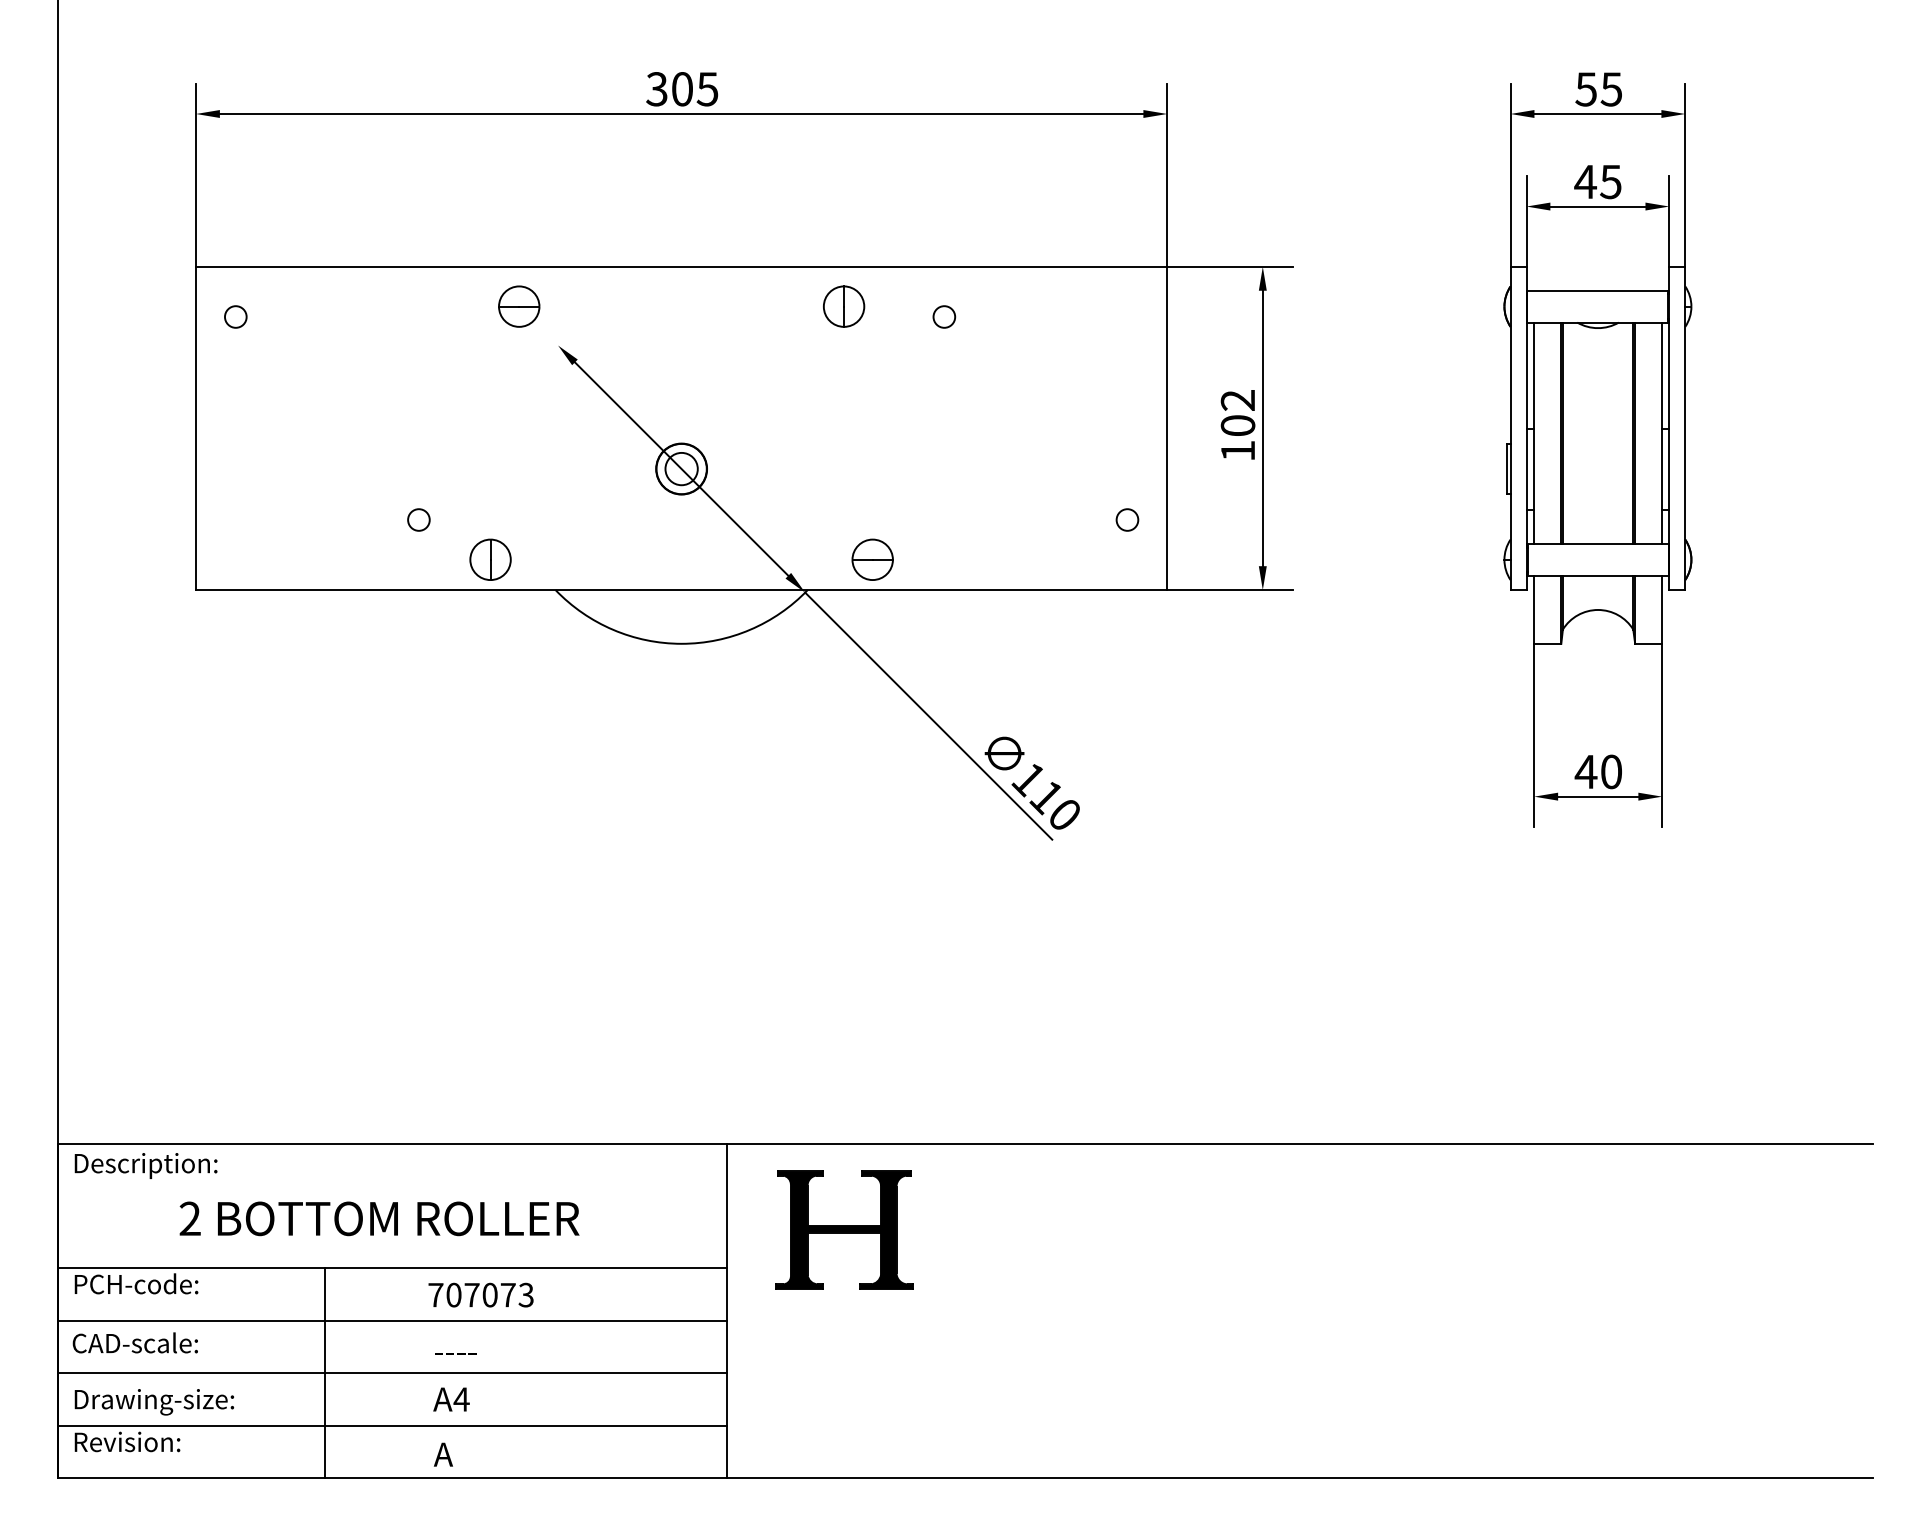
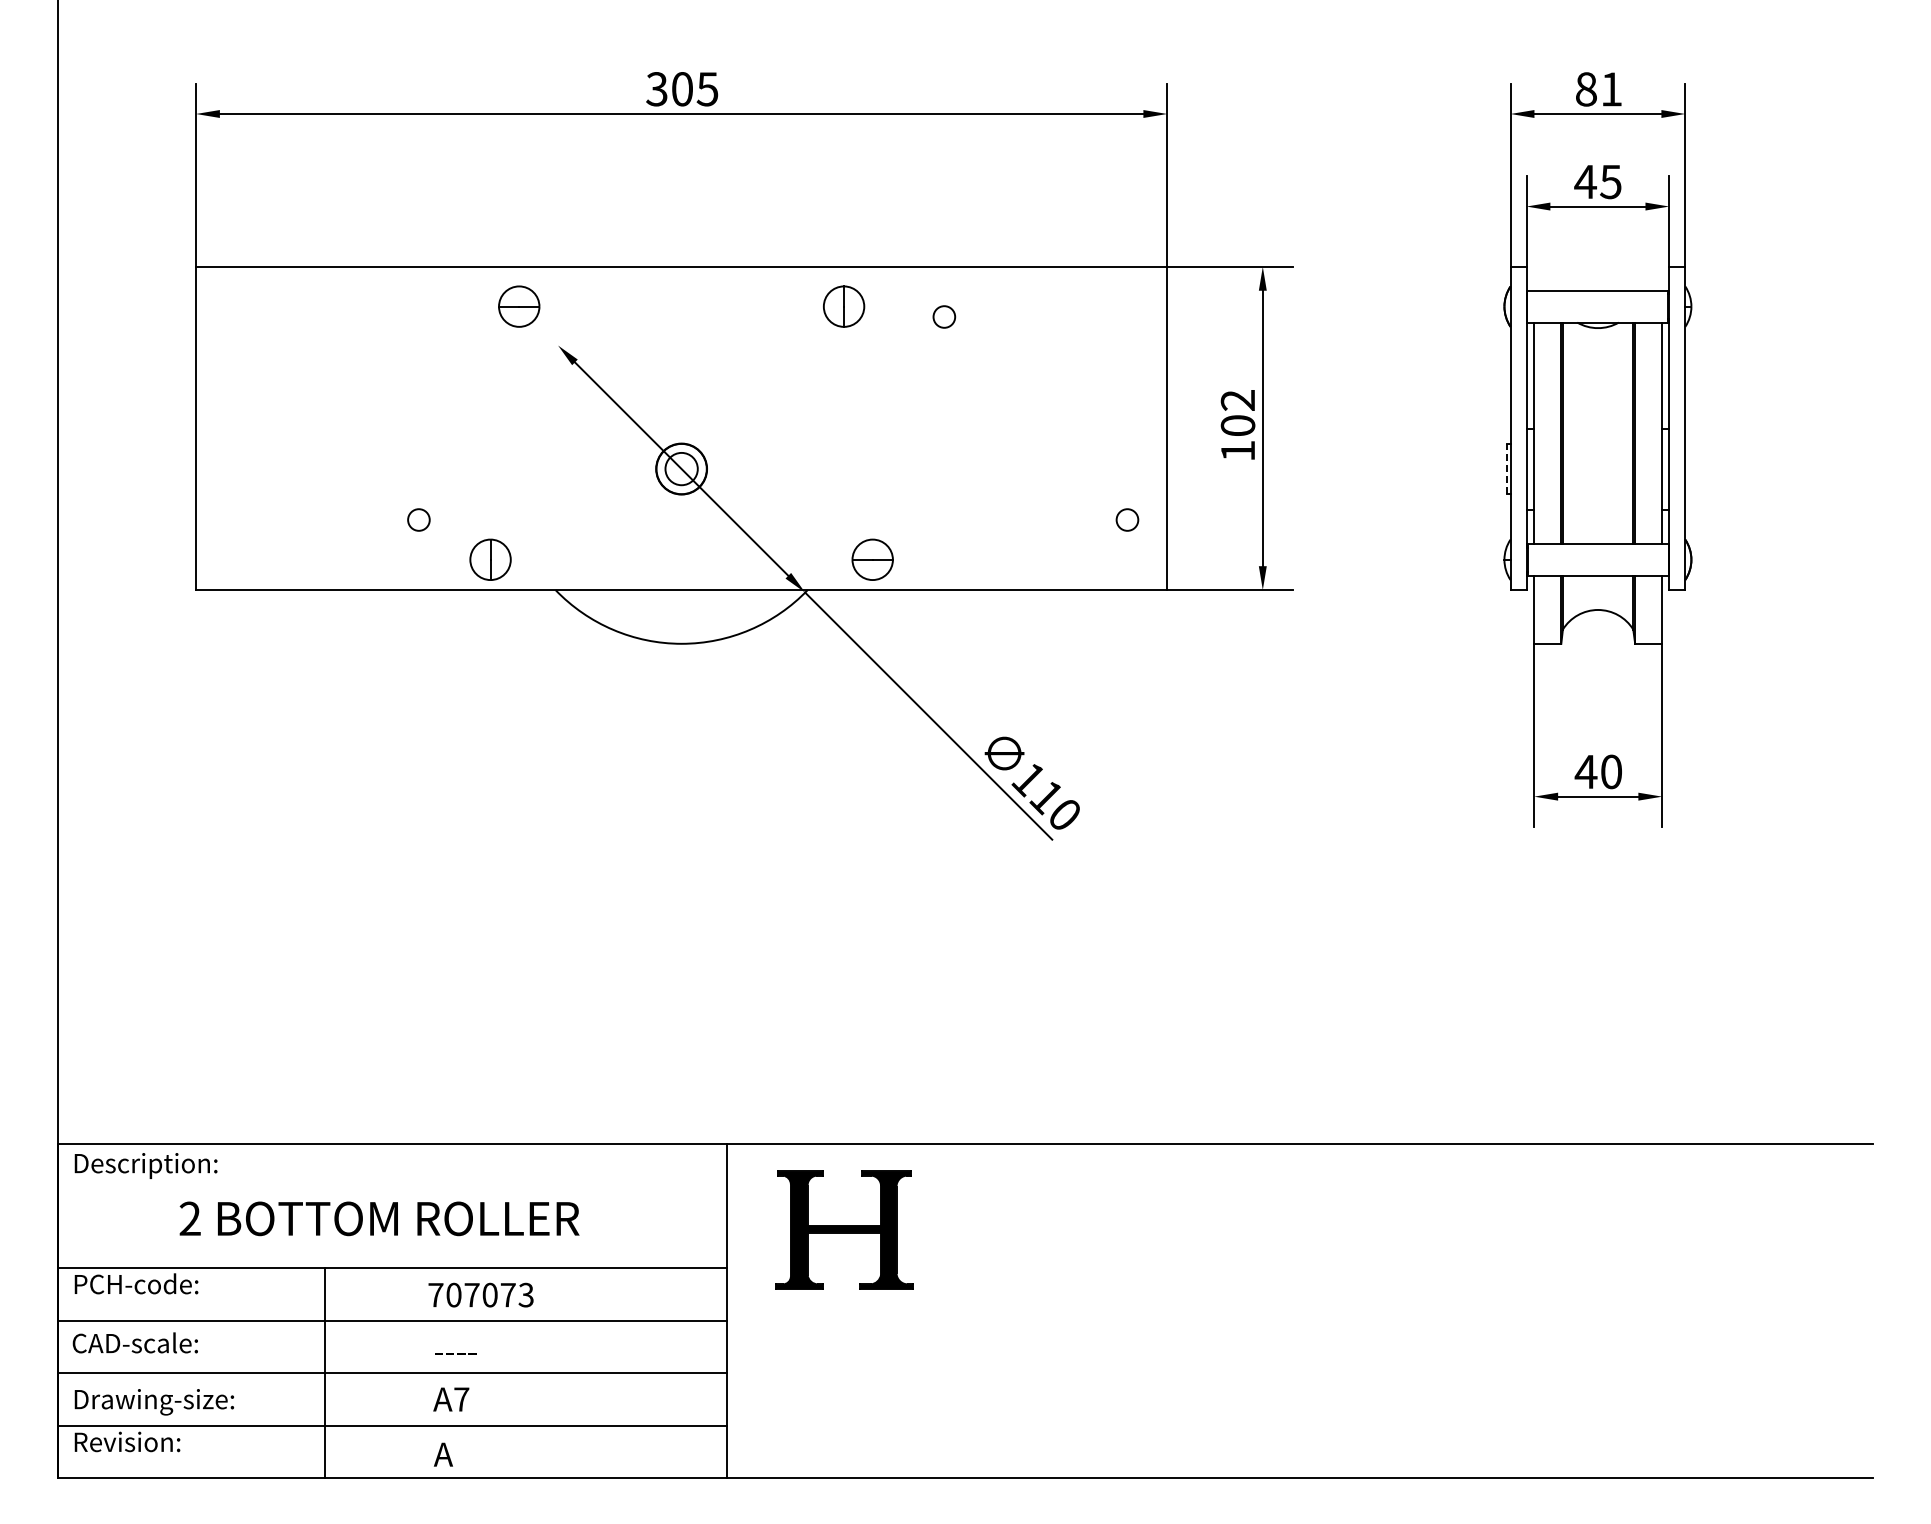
text: 55 -> 81 (1598, 89)
circle: present -> none (235, 316)
line: solid -> dashed (1506, 468)
text: A4 -> A7 (461, 1399)
